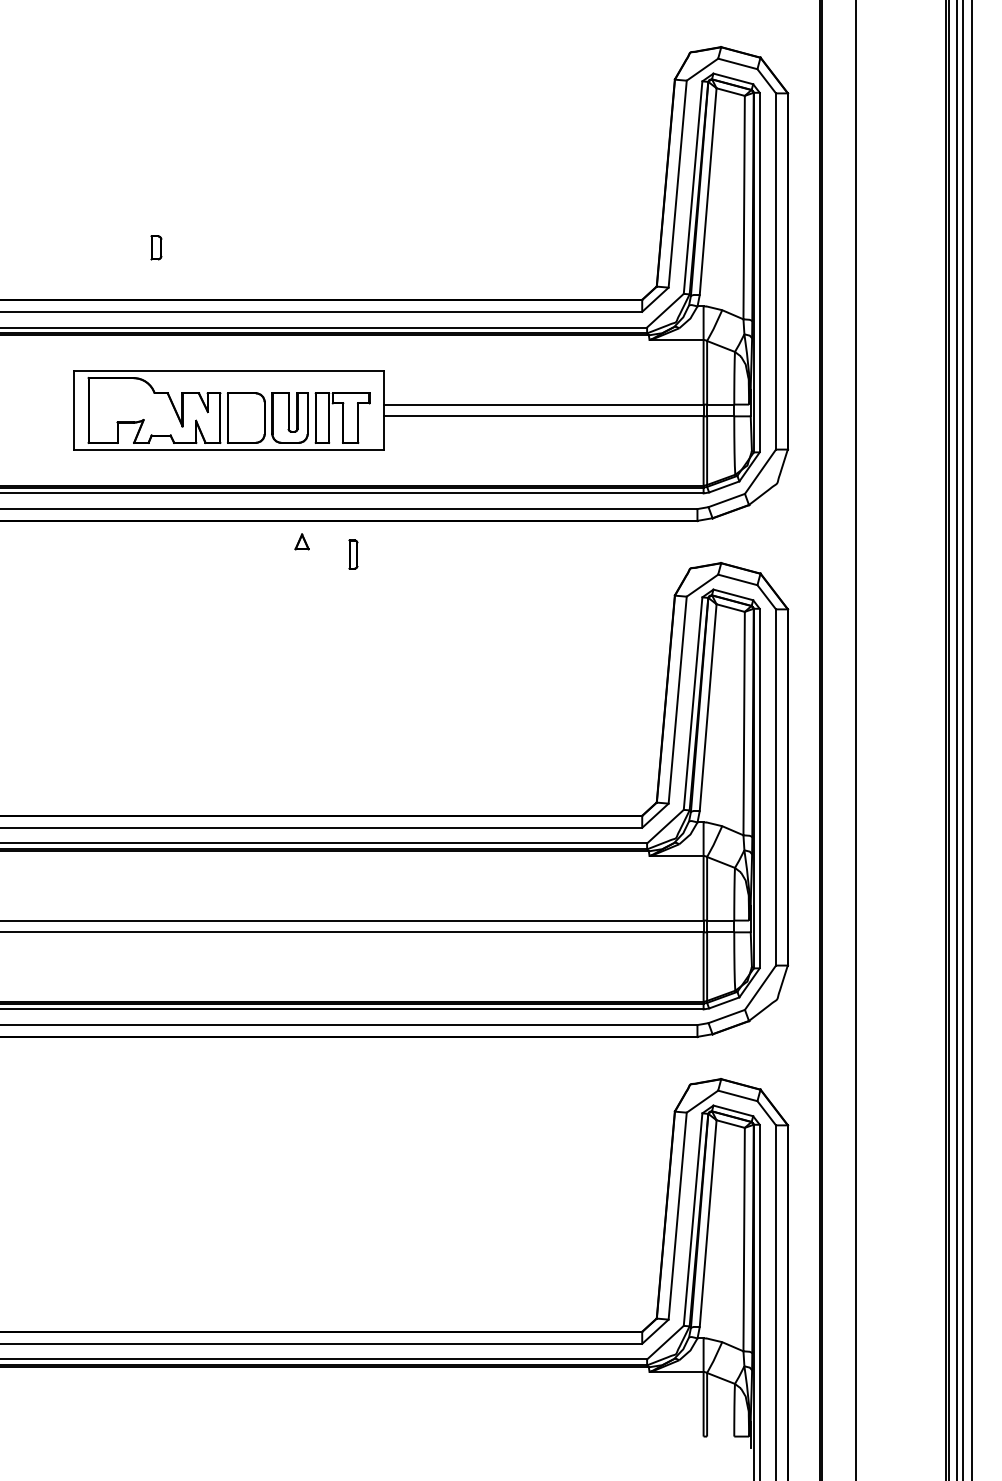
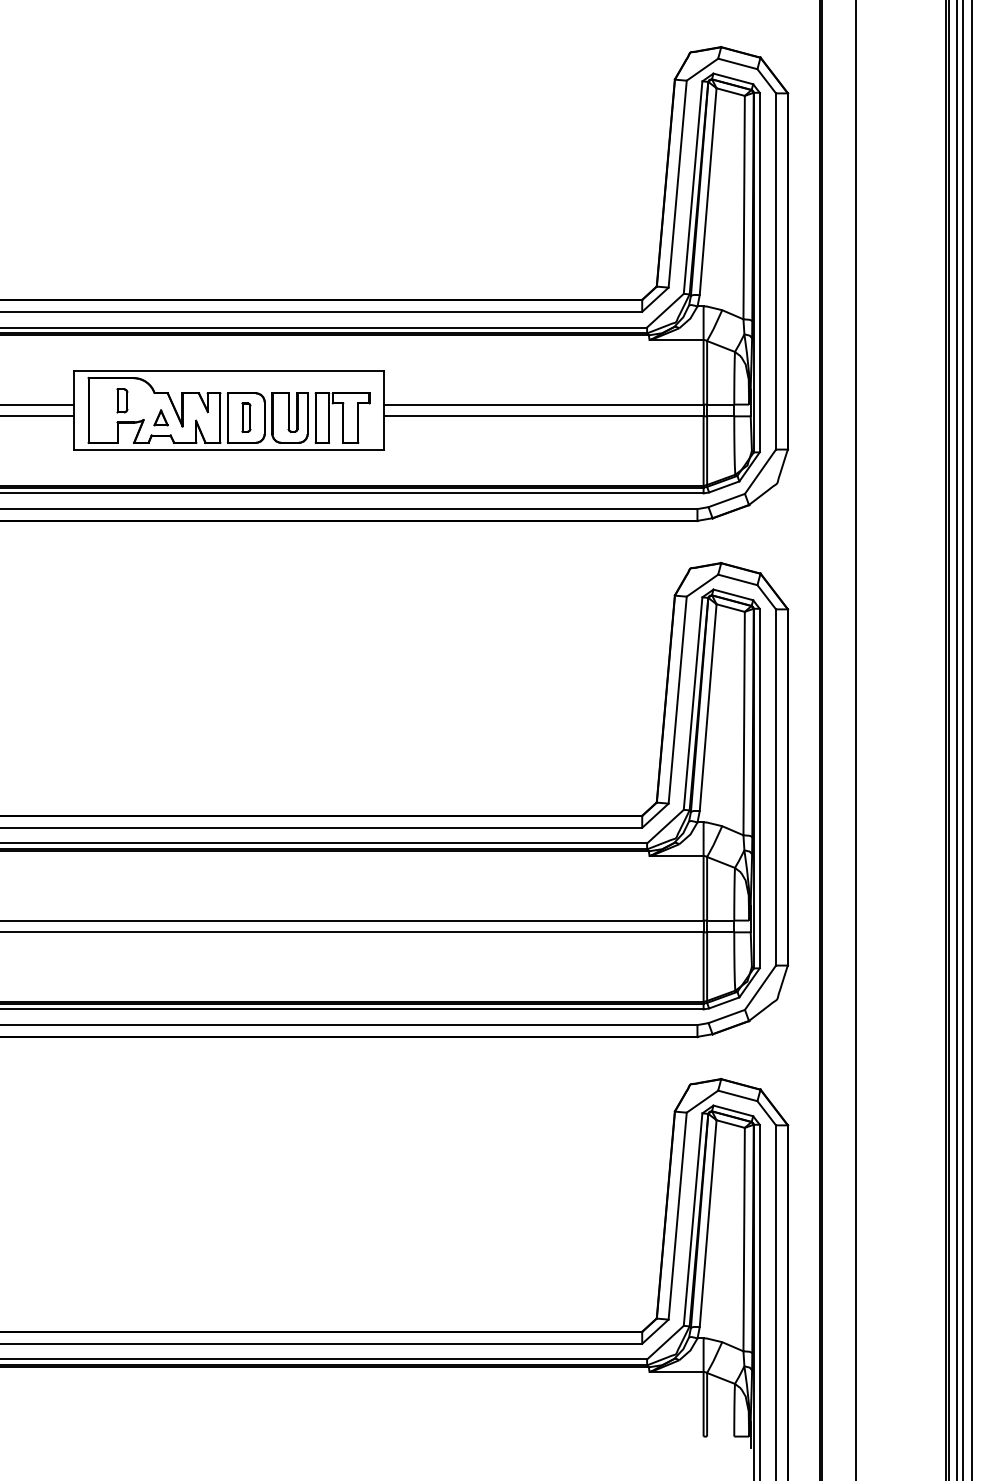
part position: (156, 247) -> (122, 400) (122, 400)
line: none -> present (37, 404)
line: none -> present (37, 416)
part position: (301, 541) -> (160, 417) (160, 417)
part position: (353, 554) -> (246, 417) (246, 417)
